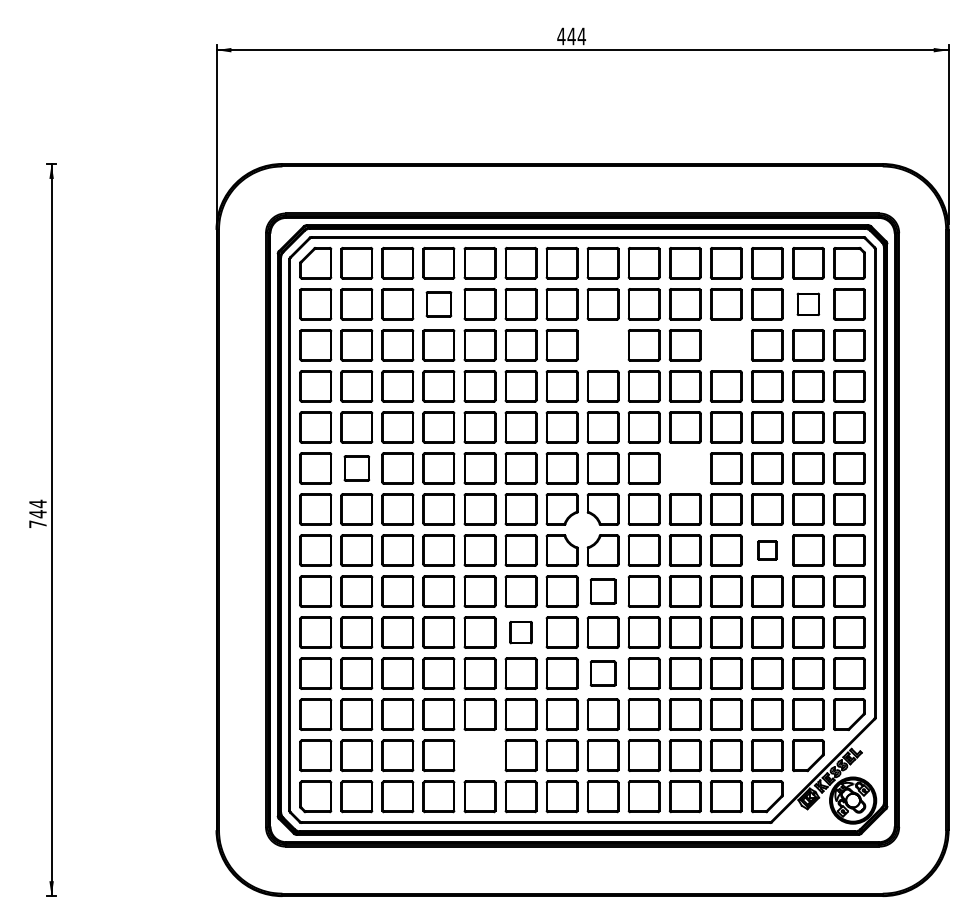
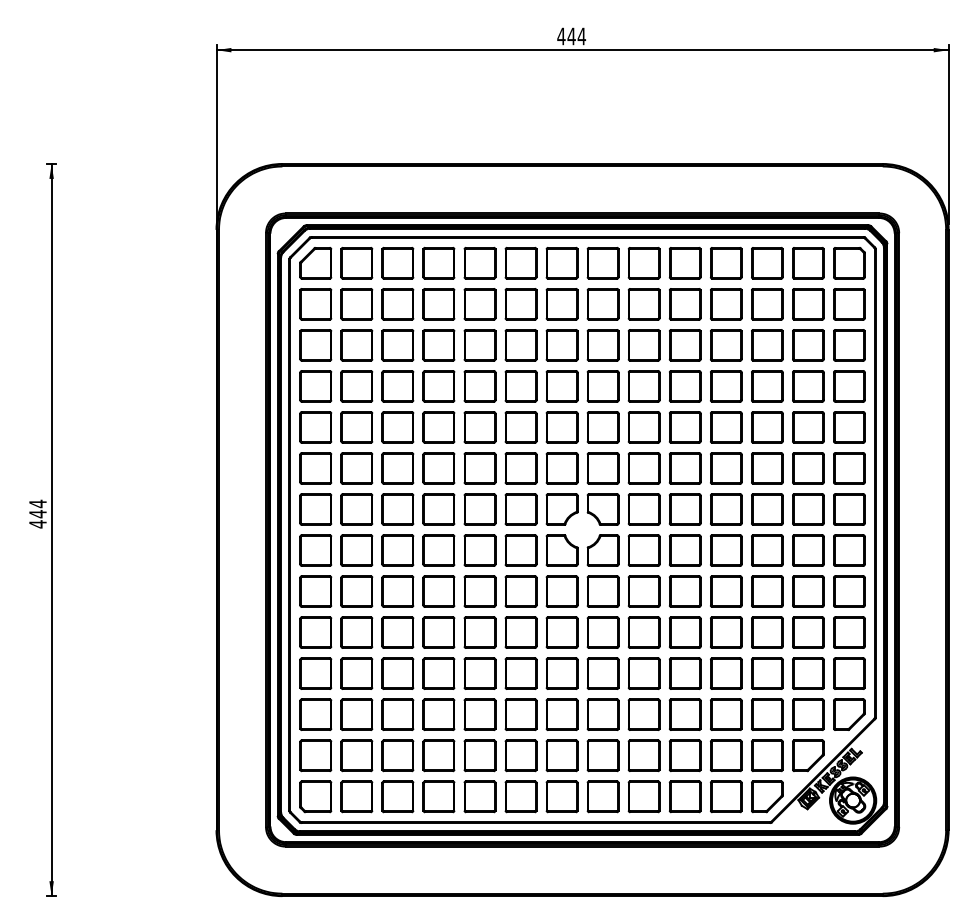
part size: 25x24 px -> 33x33 px (808, 304)
part size: 28x27 px -> 34x33 px (438, 304)
part: none -> present (602, 345)
part: none -> present (726, 345)
part size: 27x27 px -> 34x33 px (356, 468)
part: none -> present (685, 468)
text: 744 -> 444 (37, 524)
part size: 21x21 px -> 33x33 px (767, 550)
part size: 28x27 px -> 34x33 px (602, 591)
part size: 24x24 px -> 34x33 px (520, 632)
part size: 28x27 px -> 34x33 px (602, 673)
part: none -> present (479, 755)
